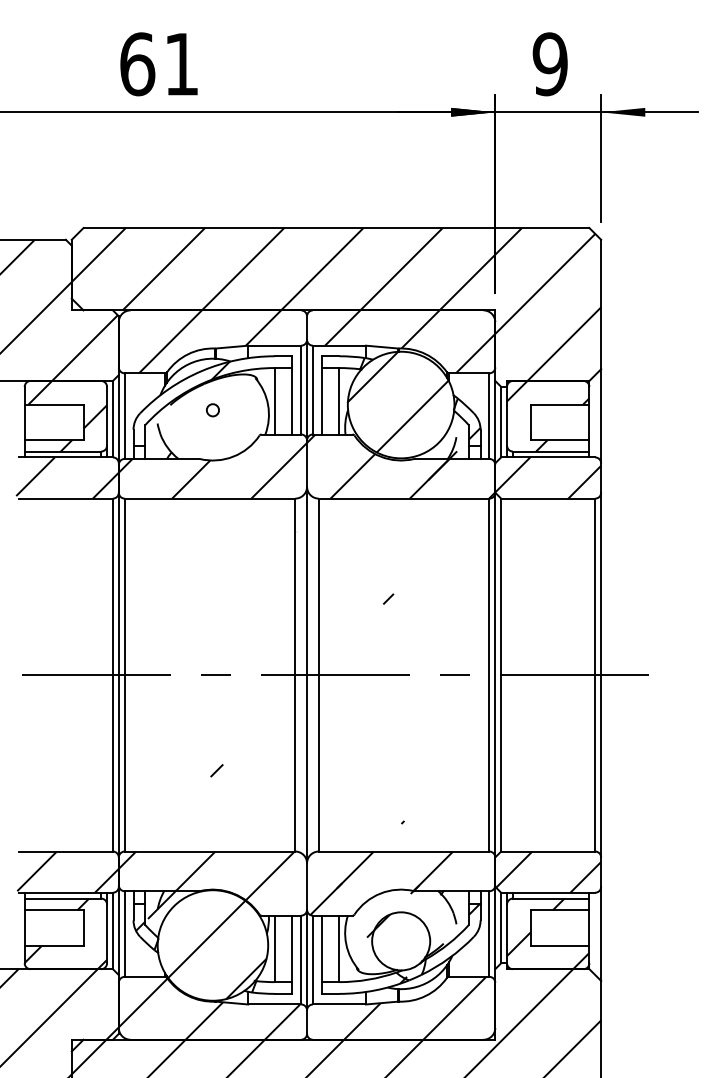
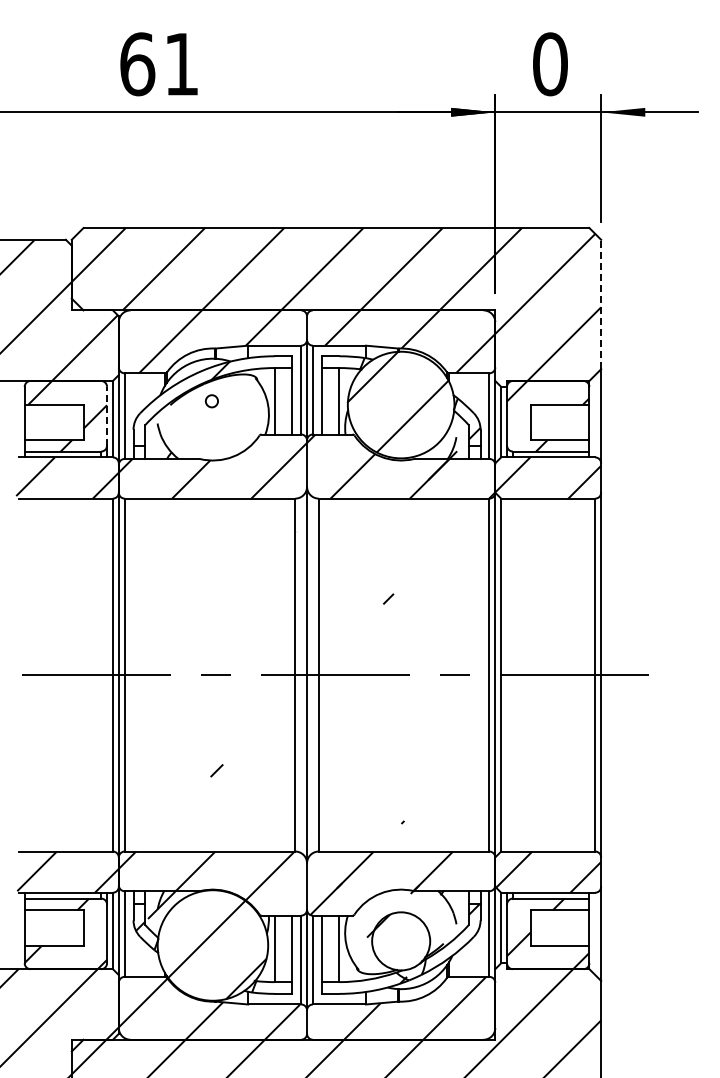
text: 9 -> 0 (549, 64)
line: solid -> dashed (601, 304)
circle position: (212, 410) -> (211, 401) (211, 401)
line: solid -> dashed (107, 415)
